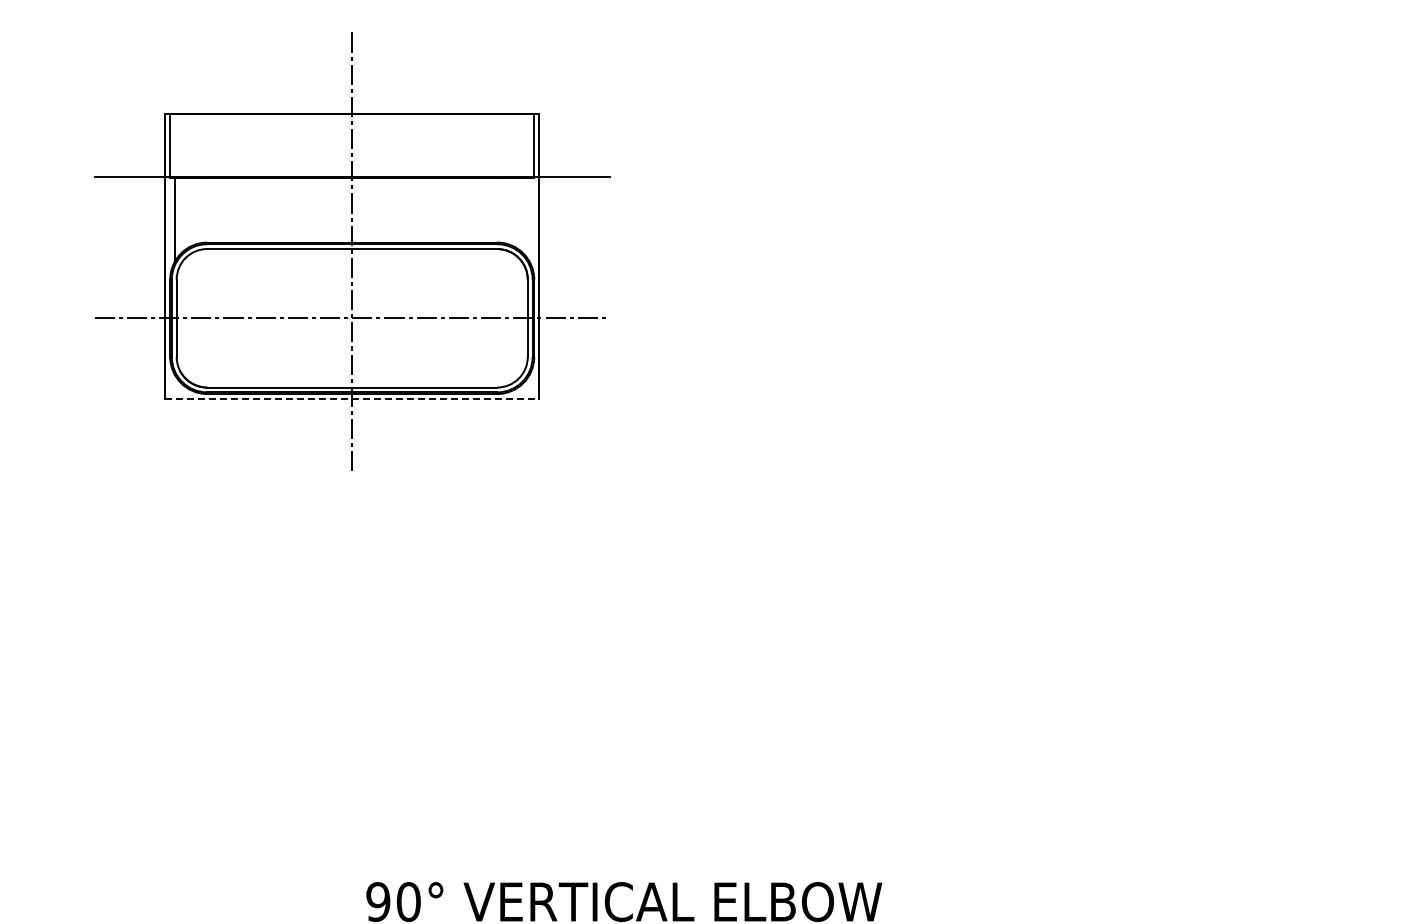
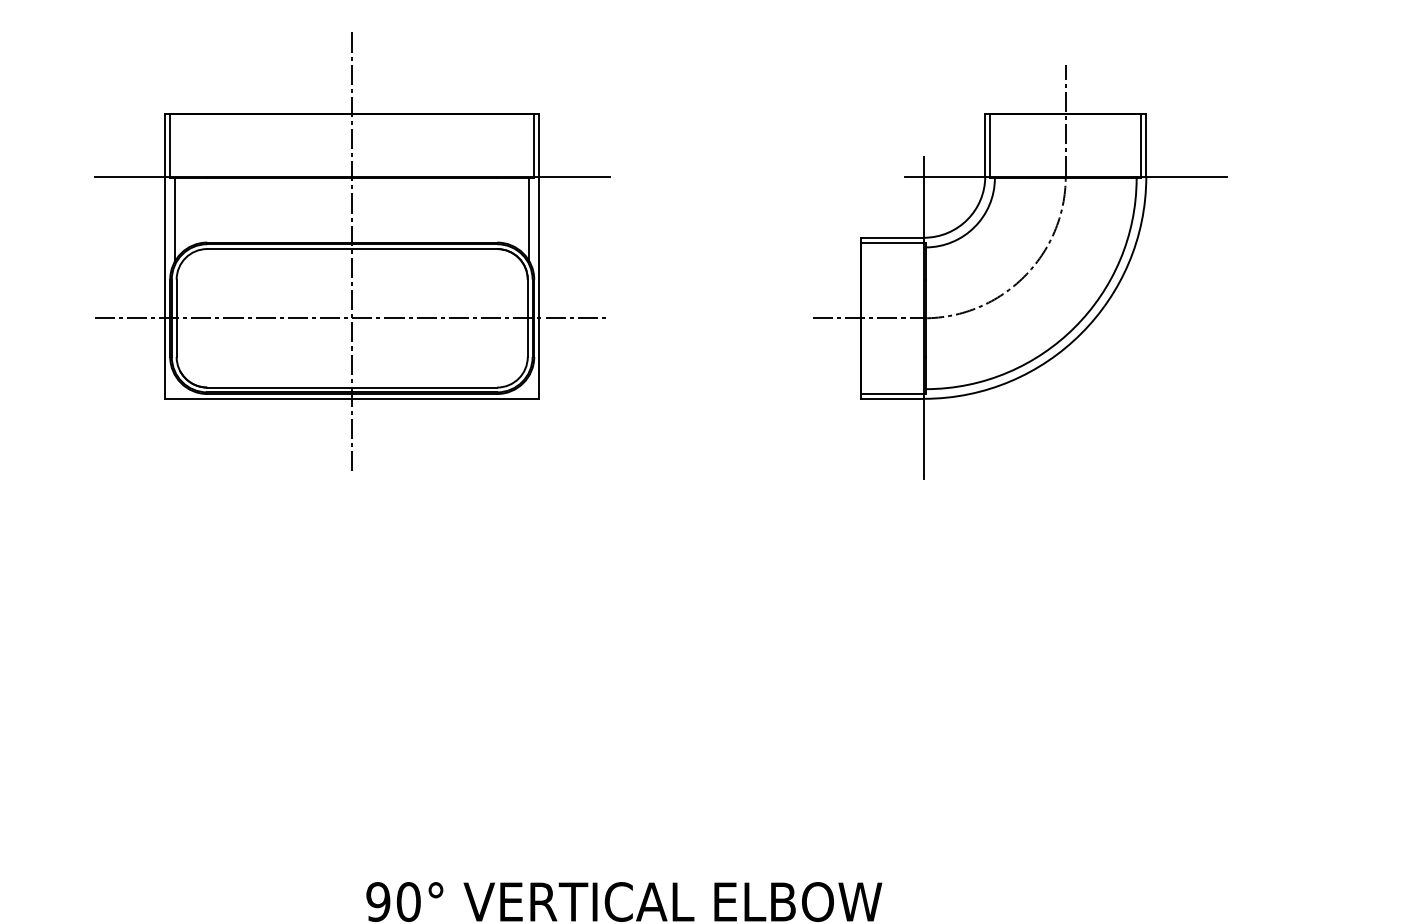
line: none -> present (529, 219)
part: none -> present (1020, 272)
line: dashed -> solid (352, 398)
